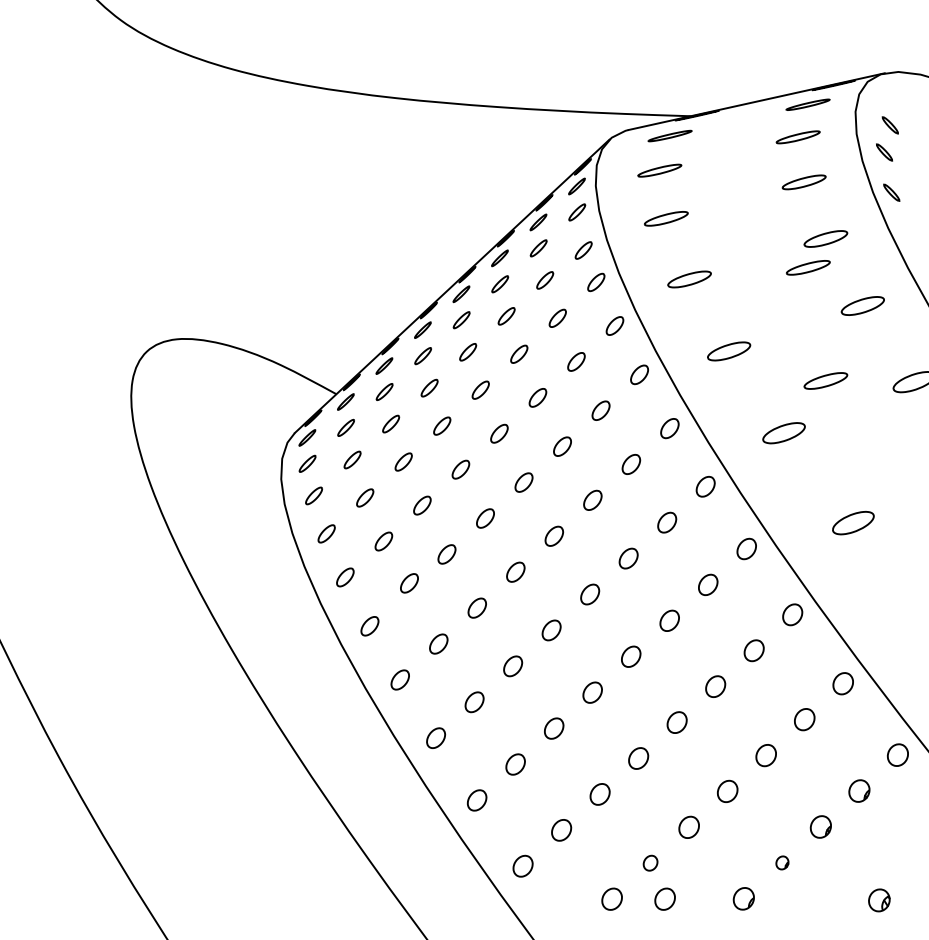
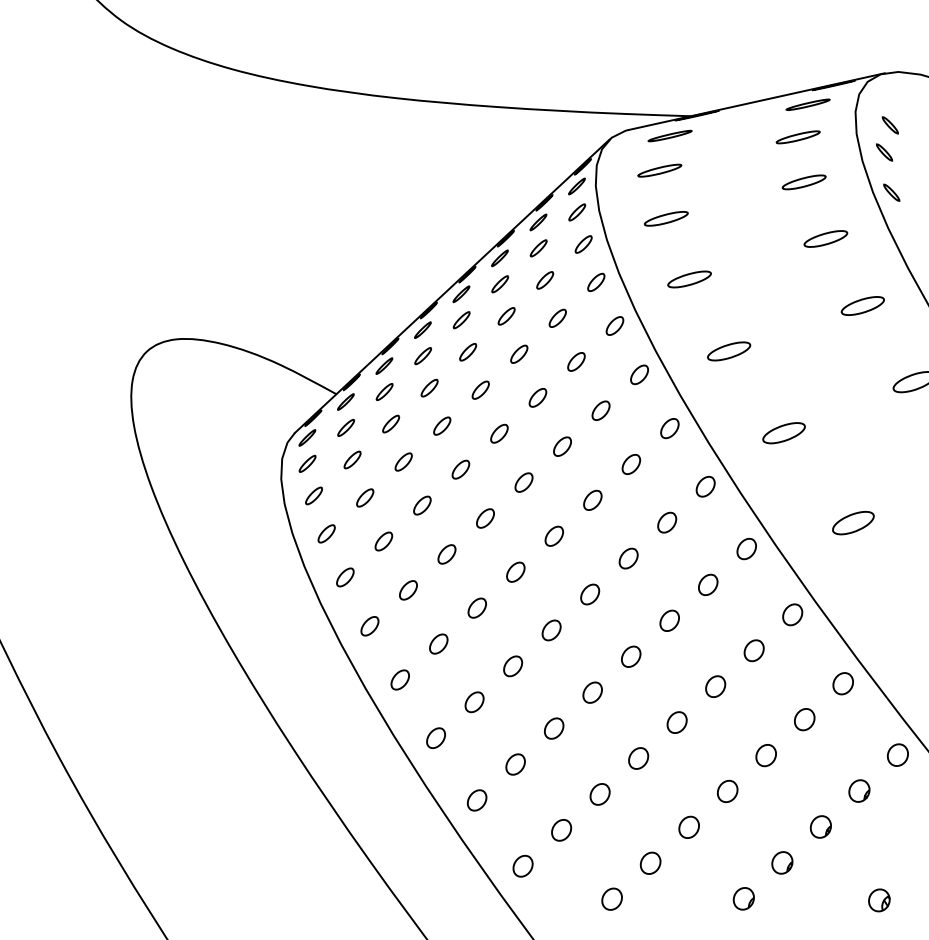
part position: (583, 250) -> (583, 244) (583, 244)
part: present -> none (808, 267)
part: present -> none (825, 380)
part position: (409, 583) -> (408, 590) (408, 590)
part size: 17x18 px -> 23x24 px (650, 862)
part size: 15x16 px -> 23x24 px (782, 862)
part: present -> none (664, 898)
